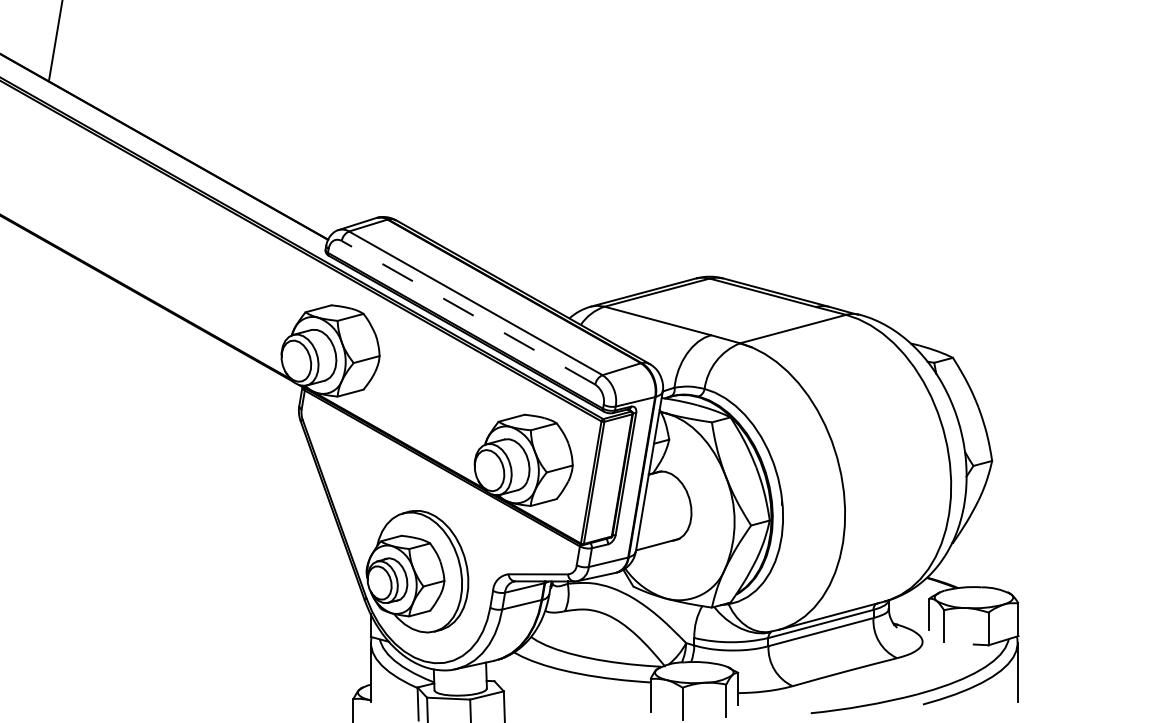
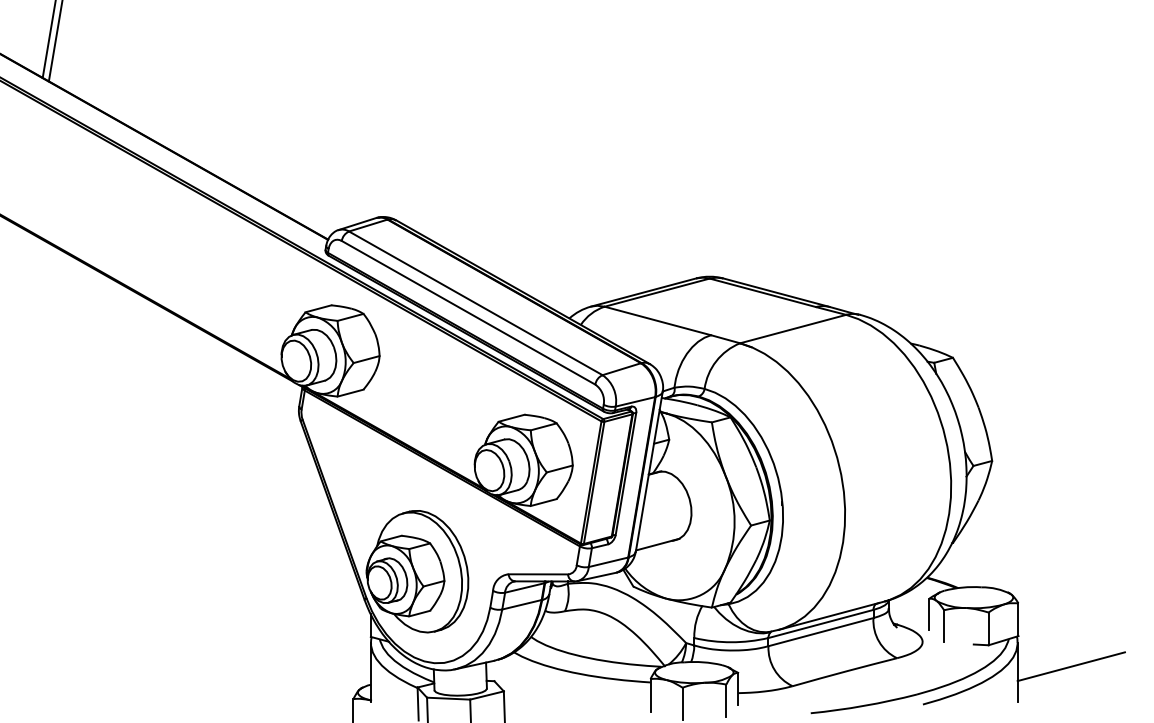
line: none -> present (48, 39)
line: dashed -> solid (468, 312)
line: none -> present (1070, 666)
